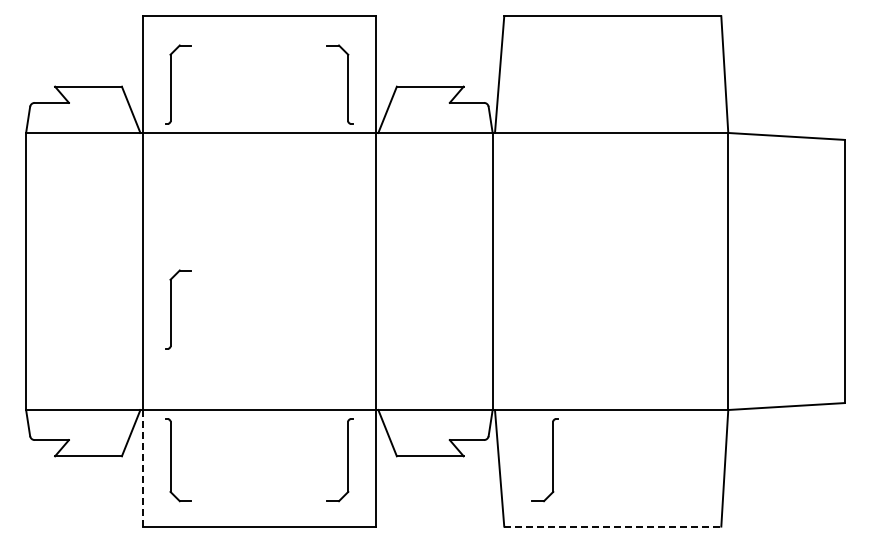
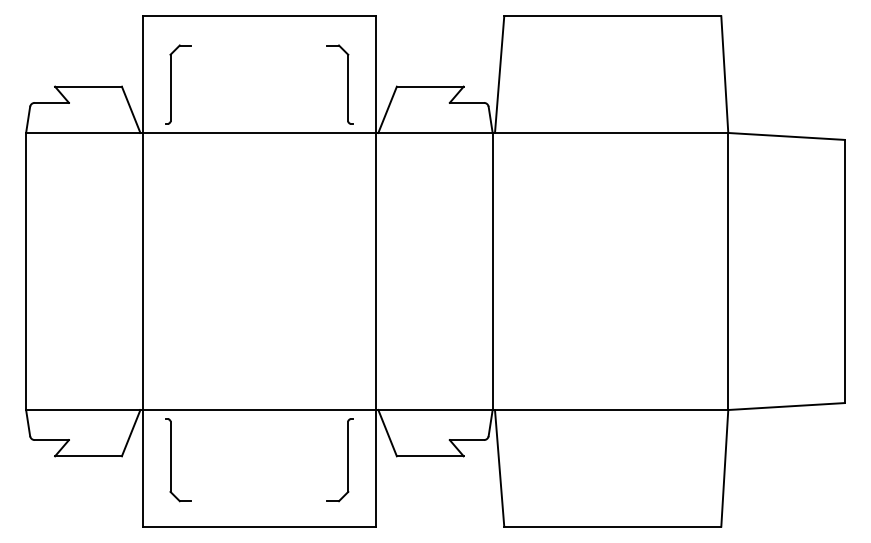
part: present -> none (171, 309)
part: present -> none (552, 460)
line: dashed -> solid (142, 468)
line: dashed -> solid (612, 526)
